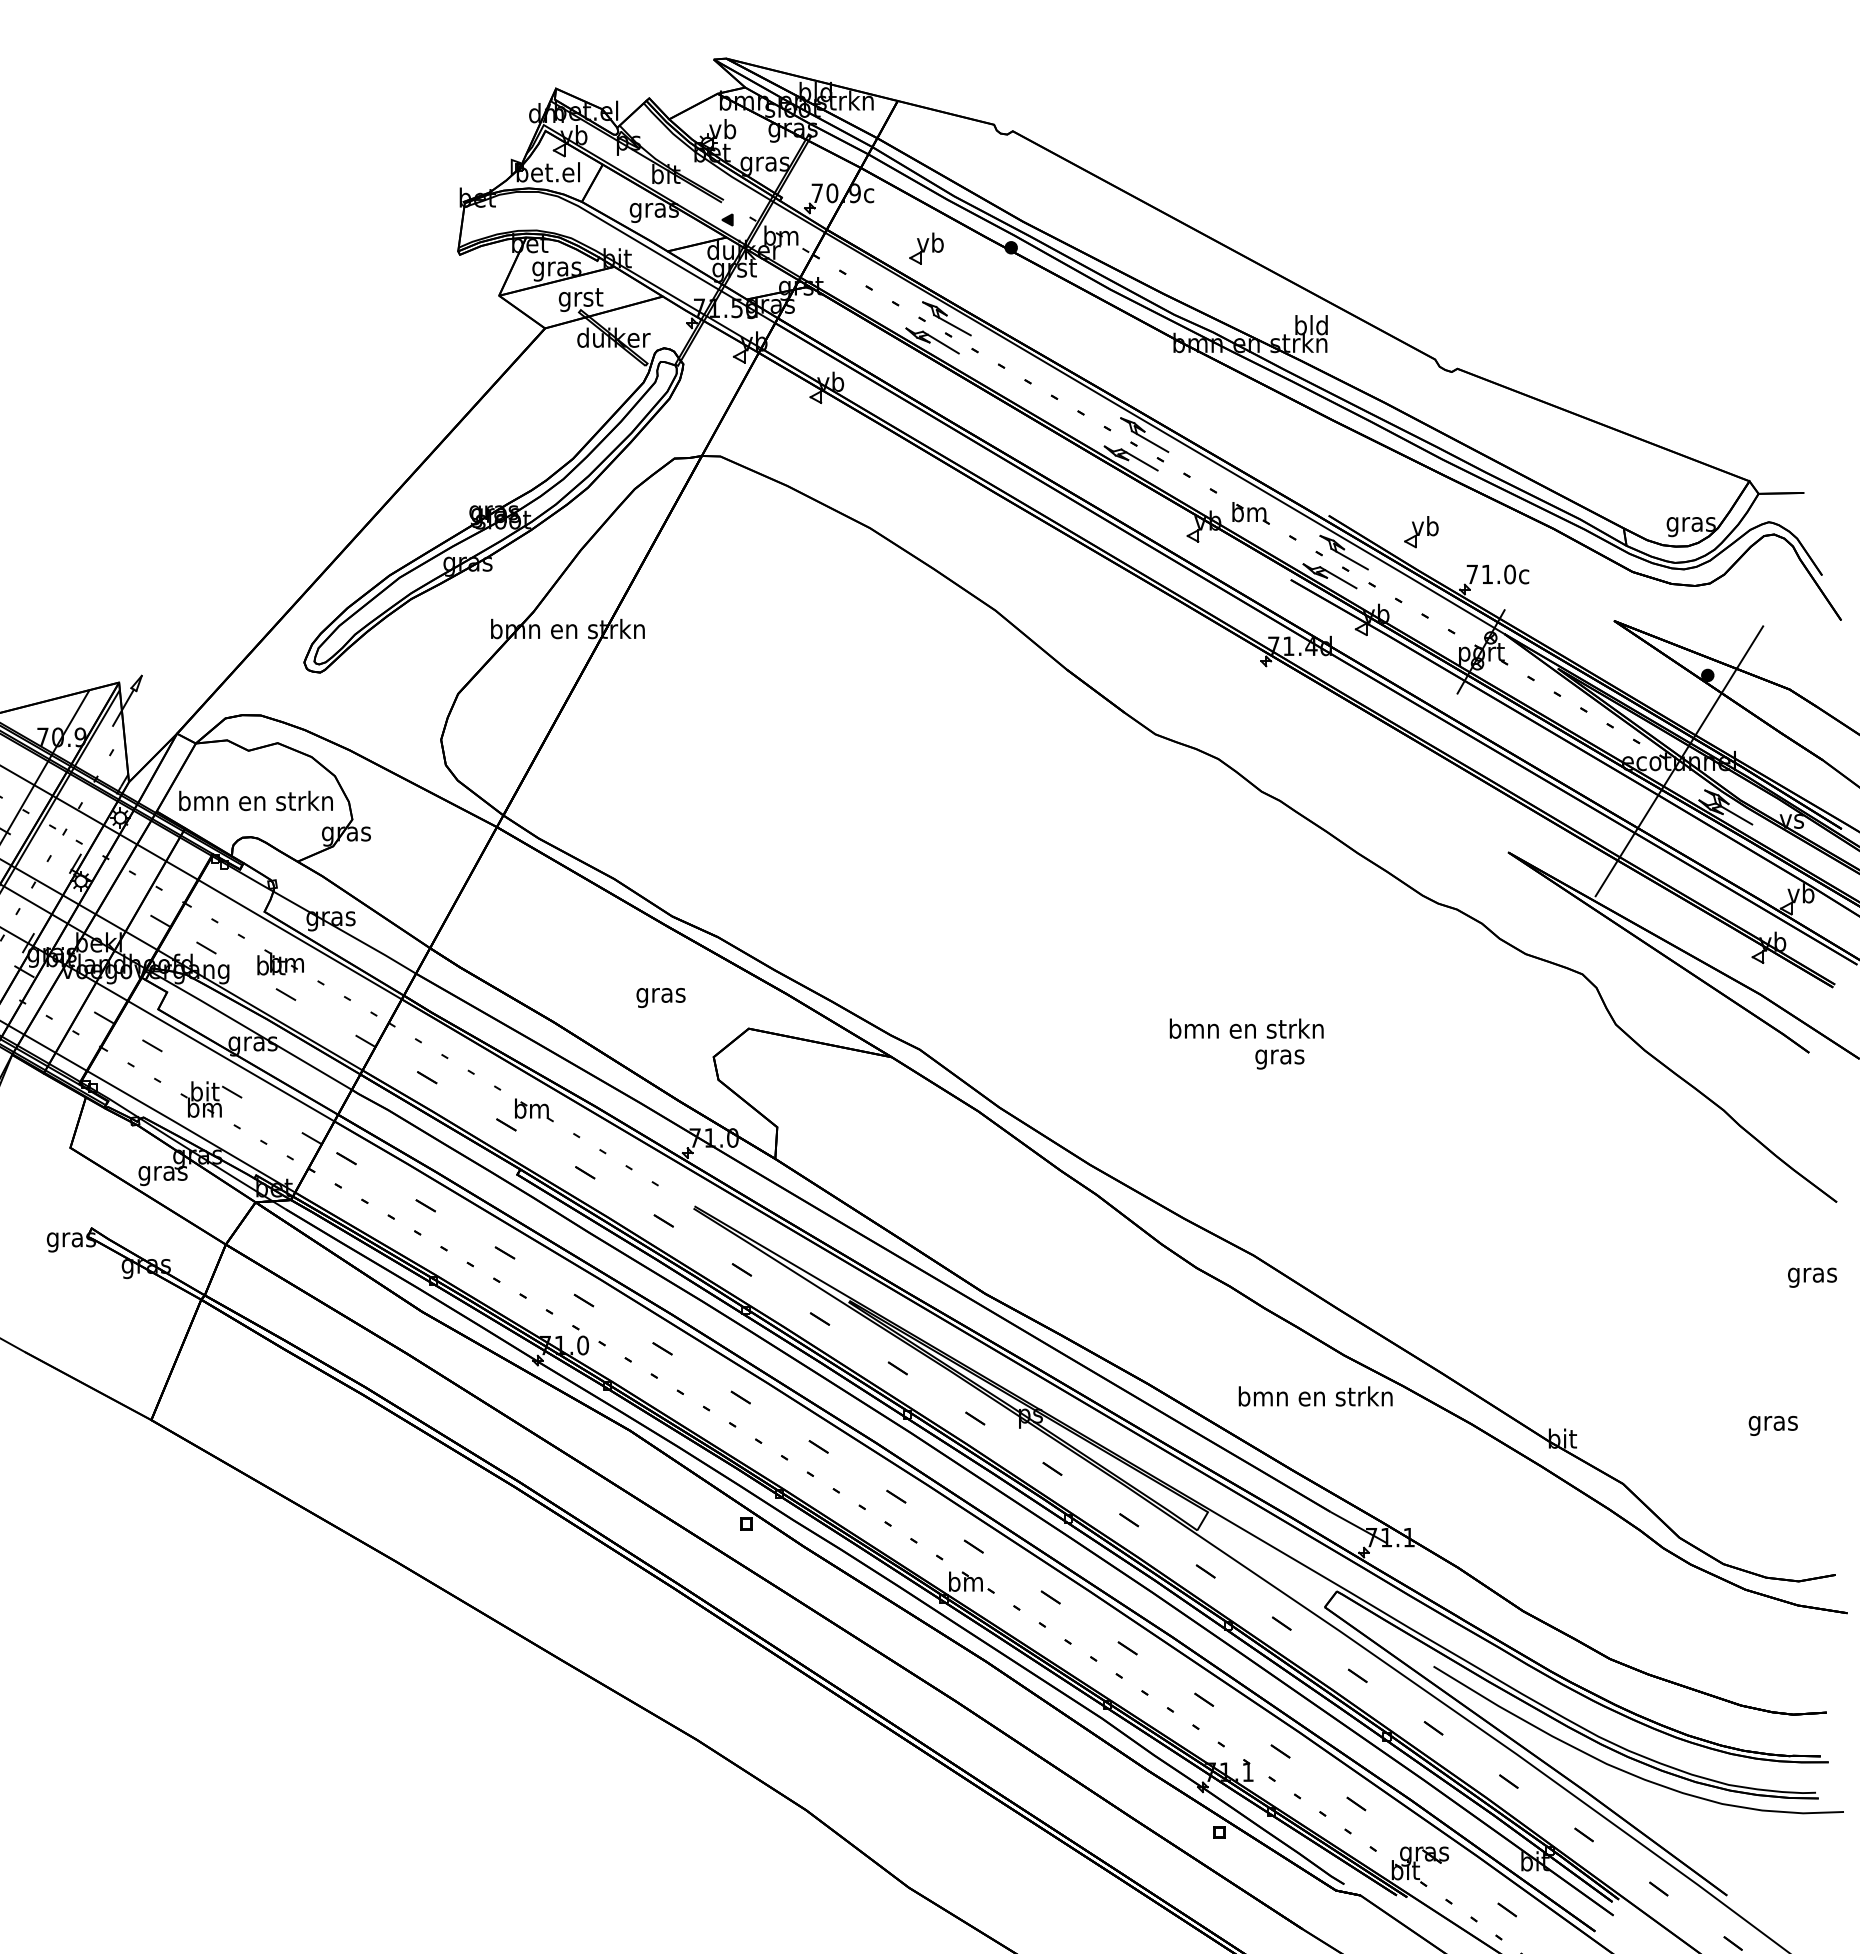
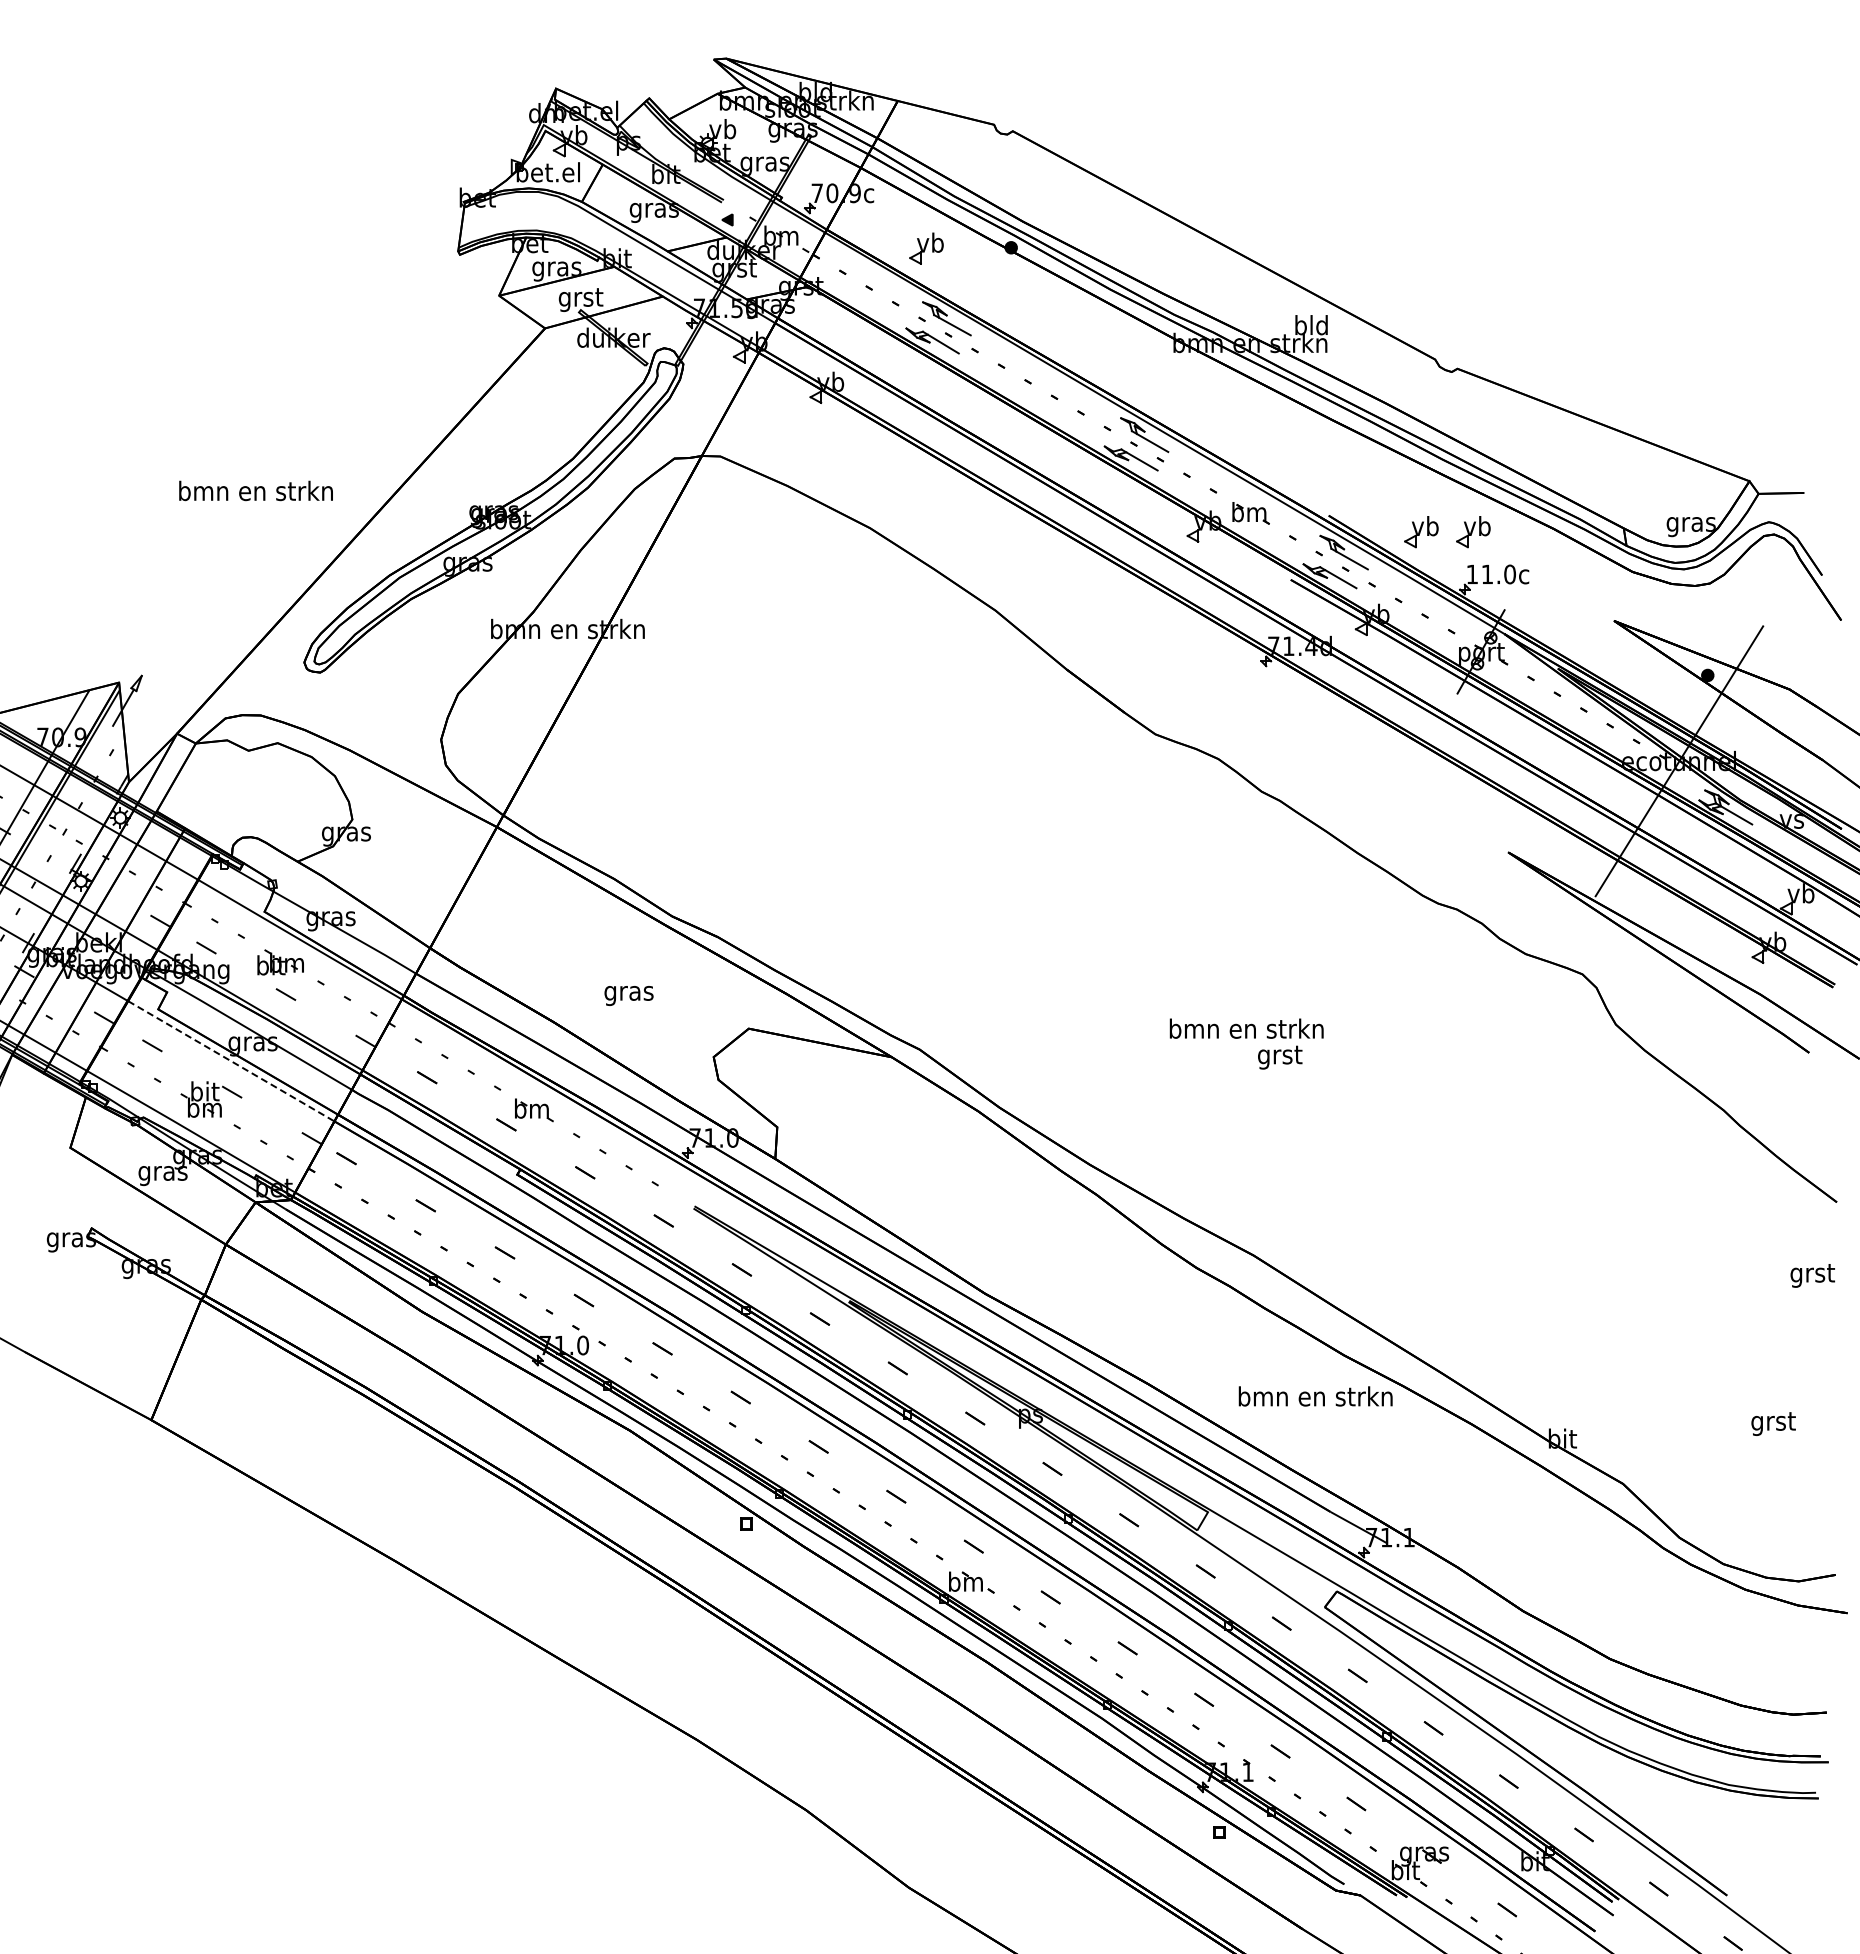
part: none -> present (1473, 532)
text: 71.0c -> 11.0c (1471, 573)
text position: (255, 800) -> (255, 490) (255, 490)
text position: (660, 997) -> (628, 995) (628, 995)
text: gras -> grst (1279, 1057)
line: solid -> dashed (231, 1061)
text: gras -> grst (1812, 1275)
text: gras -> grst (1772, 1423)
curve: present -> none (1625, 1770)
